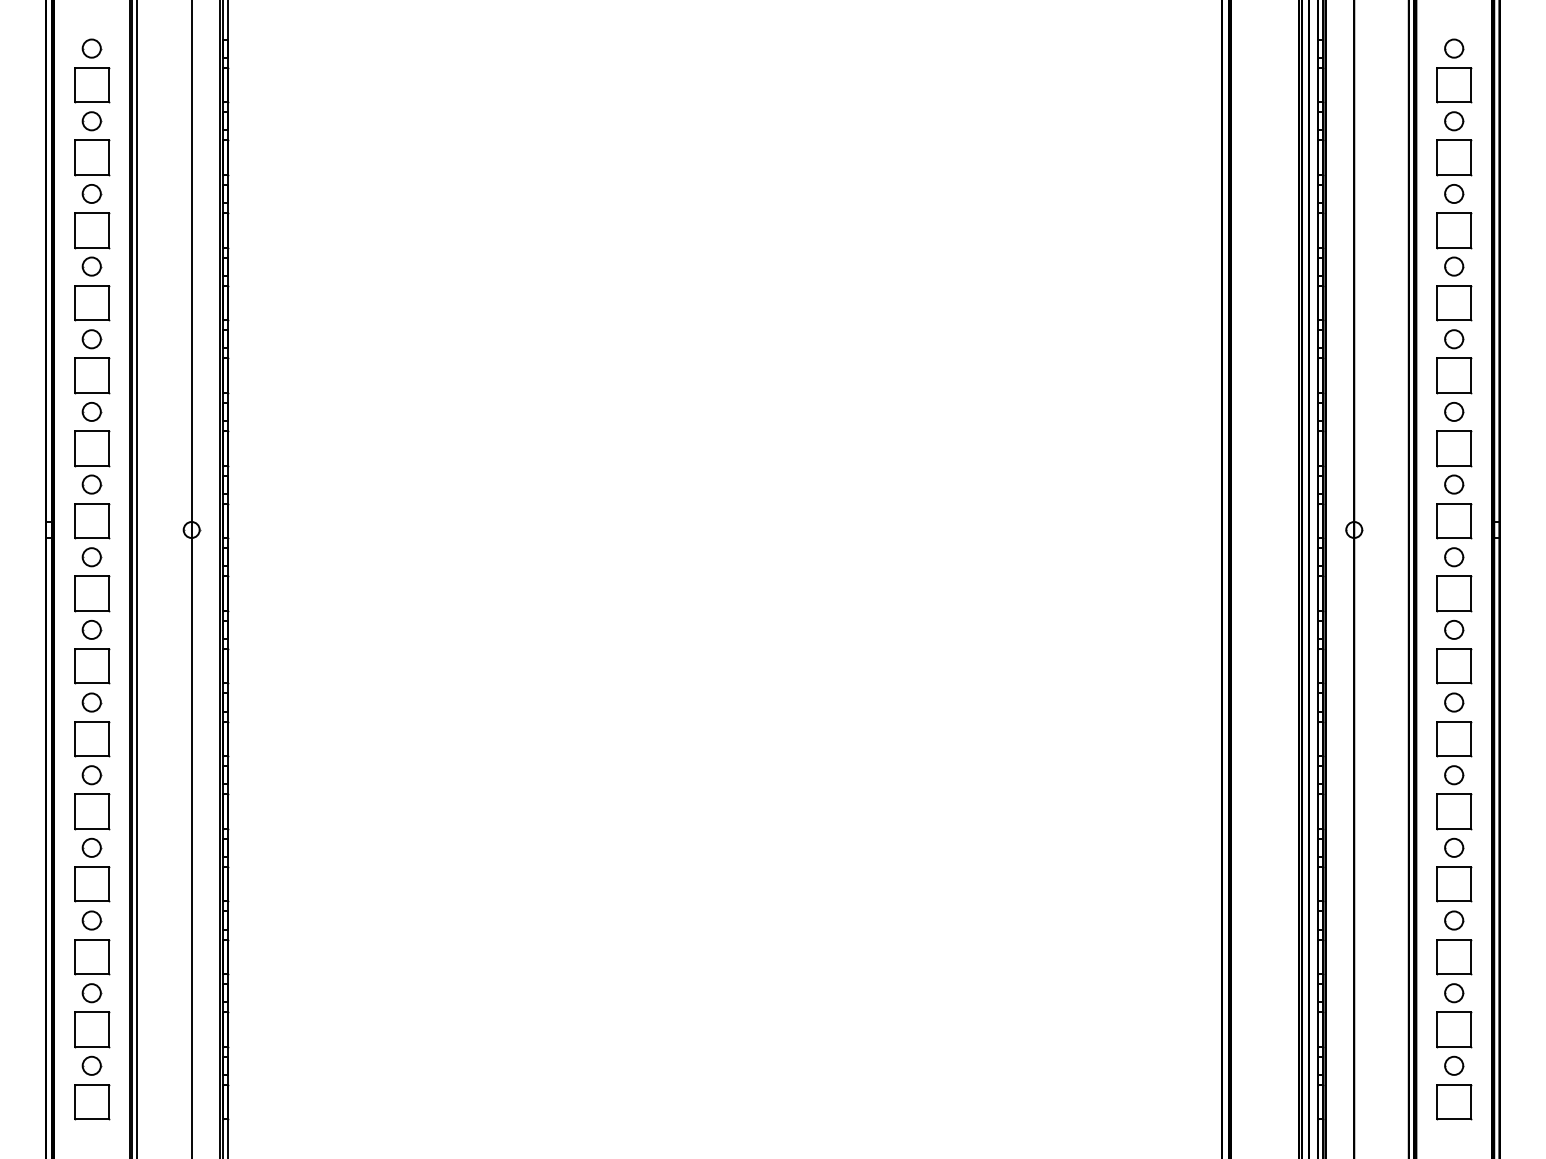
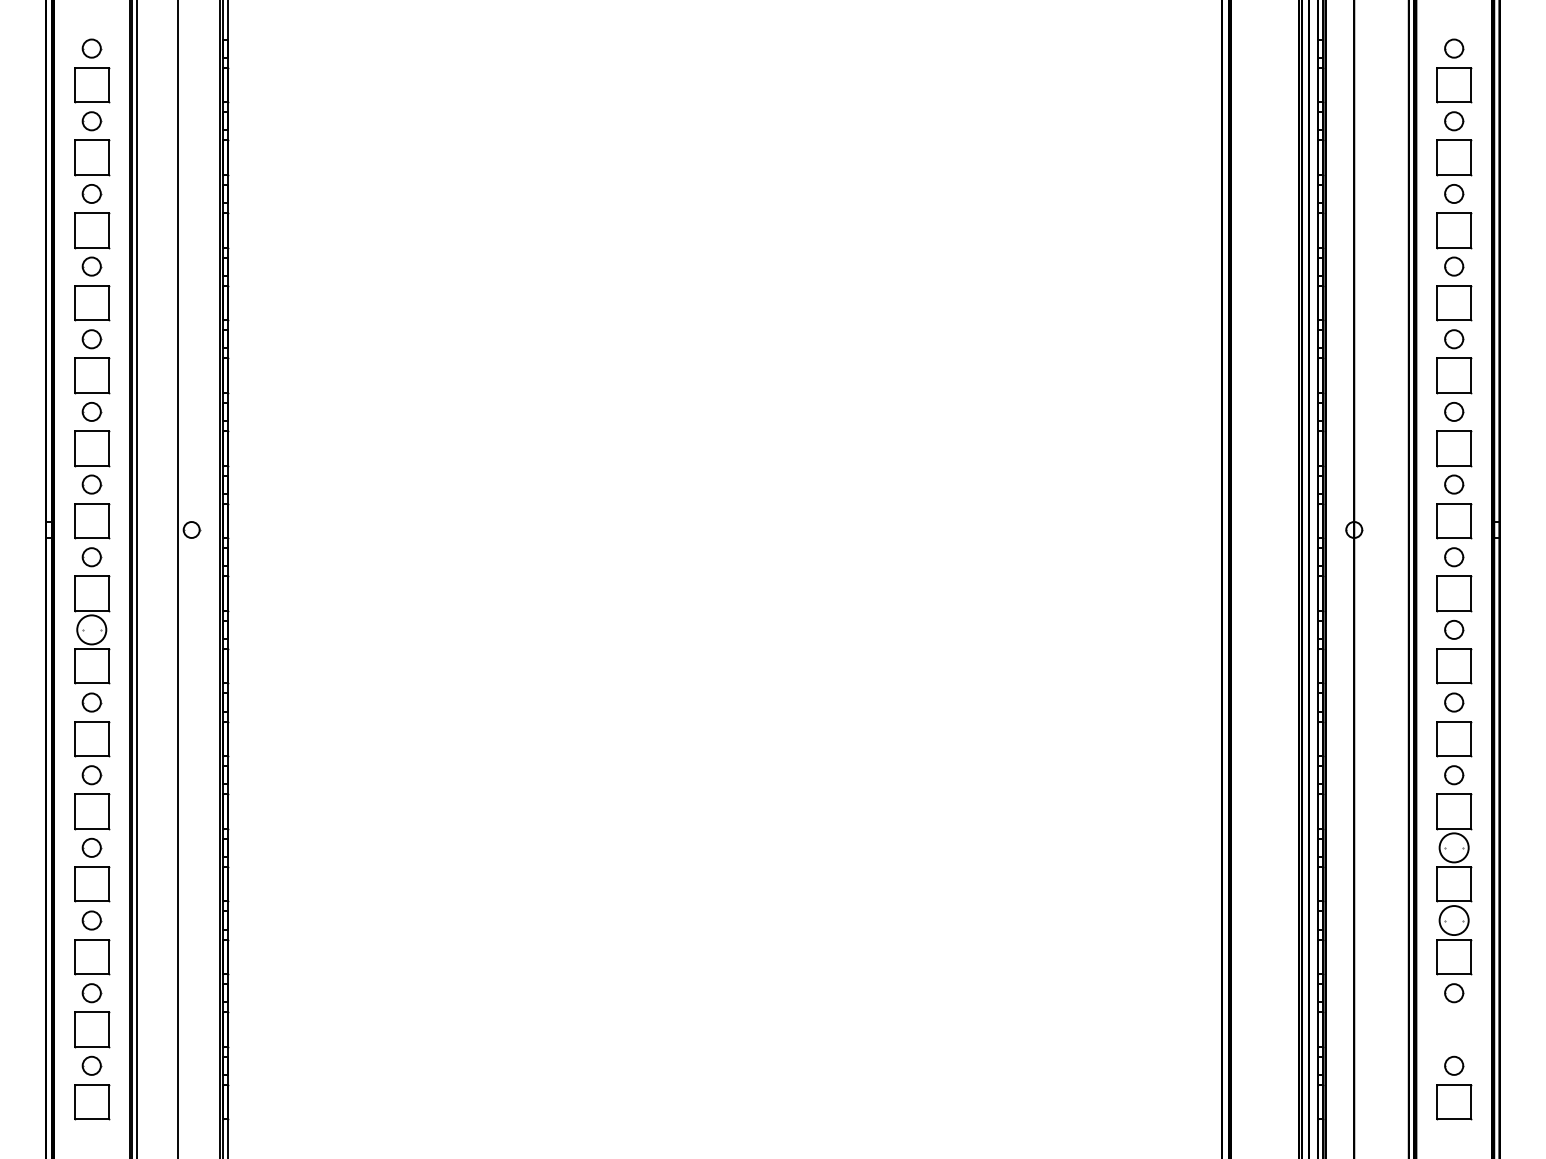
line position: (191, 578) -> (177, 578) (177, 578)
circle diameter: 18 px -> 29 px (91, 629)
circle diameter: 18 px -> 29 px (1453, 847)
circle diameter: 18 px -> 29 px (1453, 920)
part: present -> none (1454, 1029)
